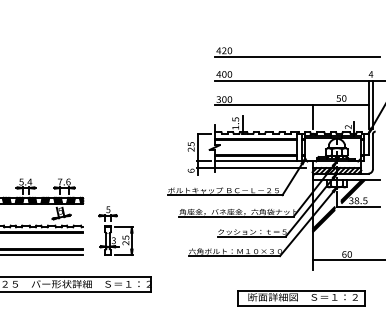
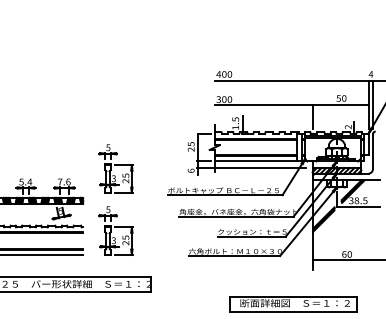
part: present -> none (297, 52)
part: none -> present (115, 168)
part position: (301, 298) -> (293, 304) (293, 304)
